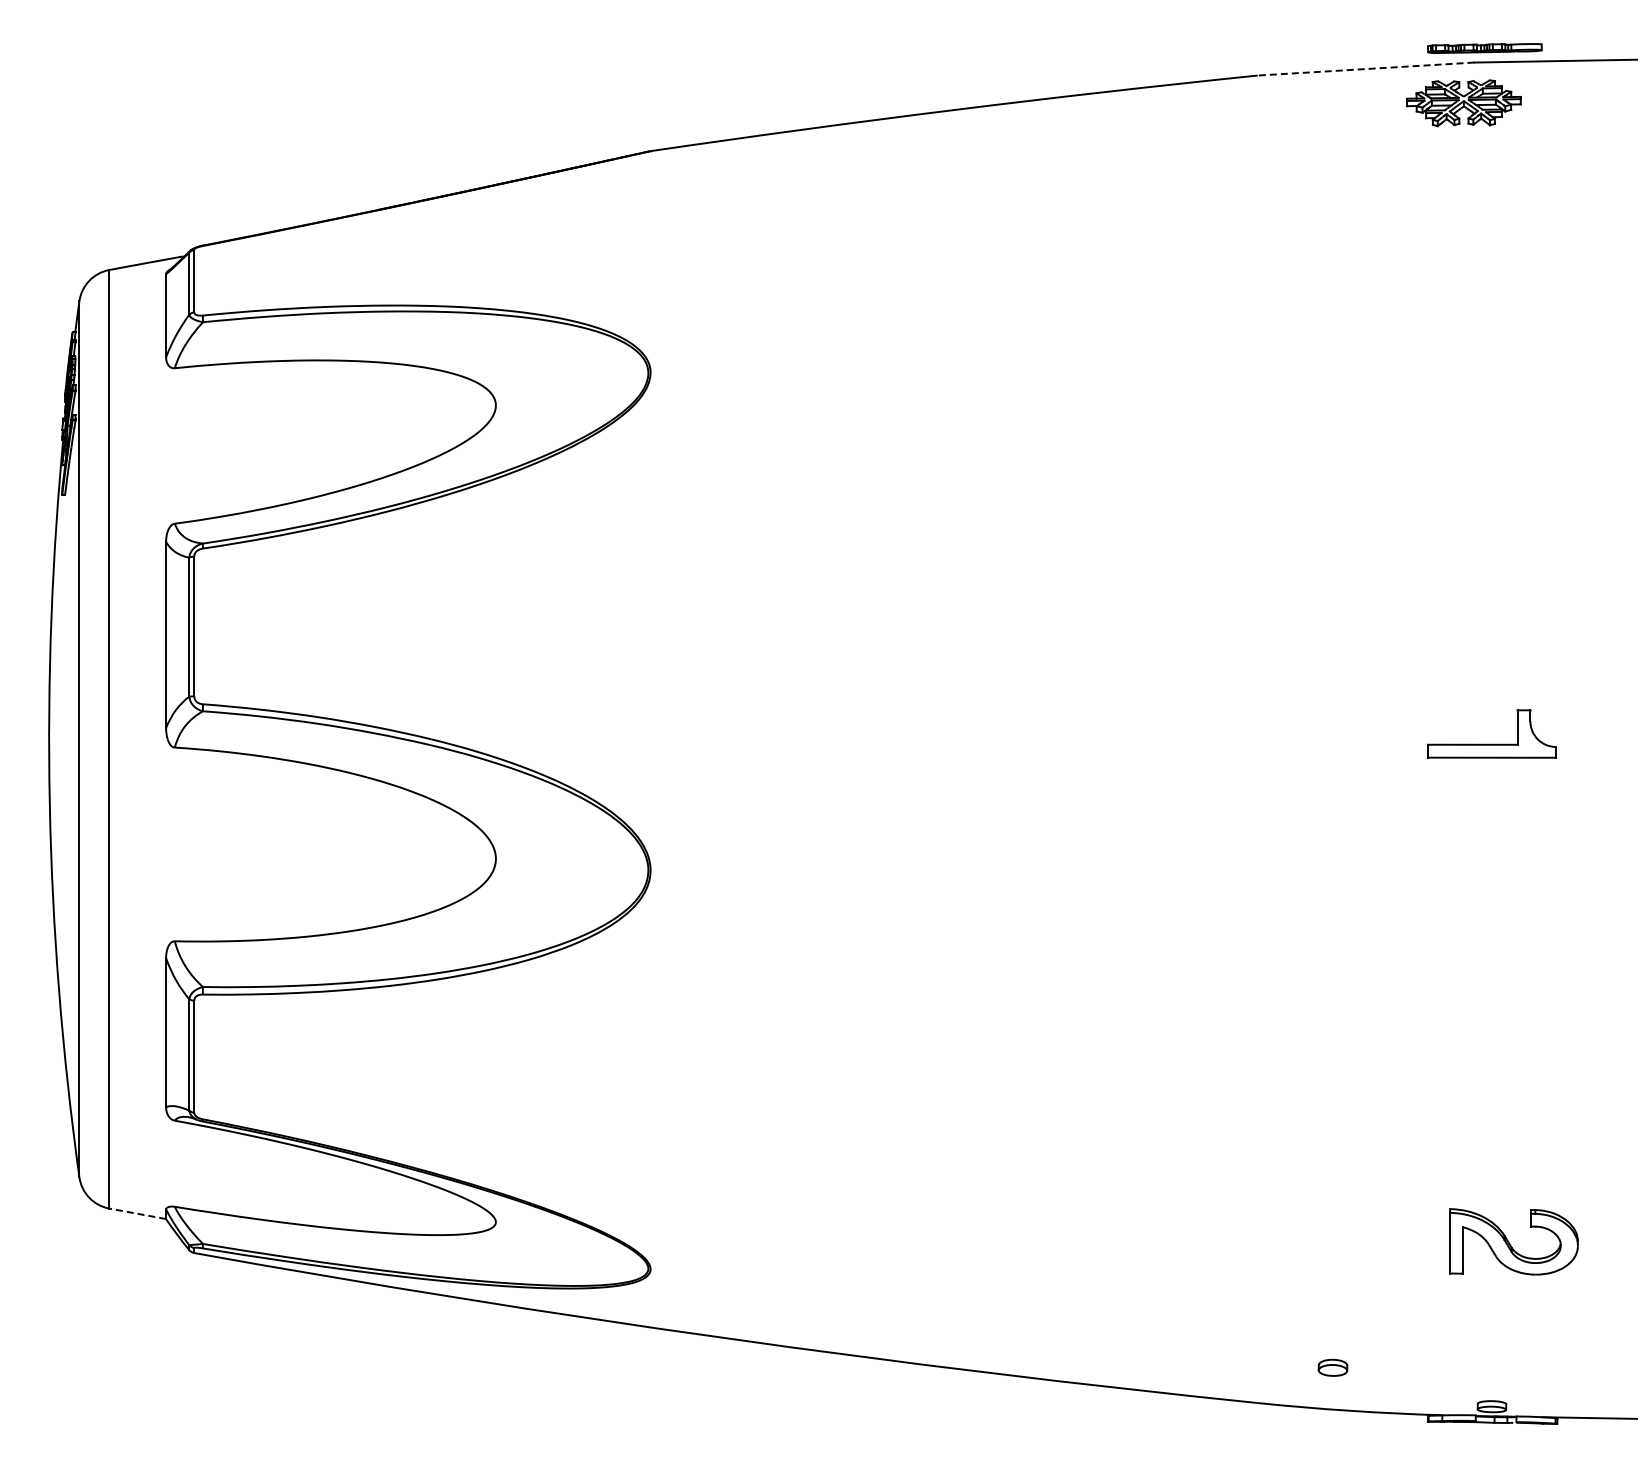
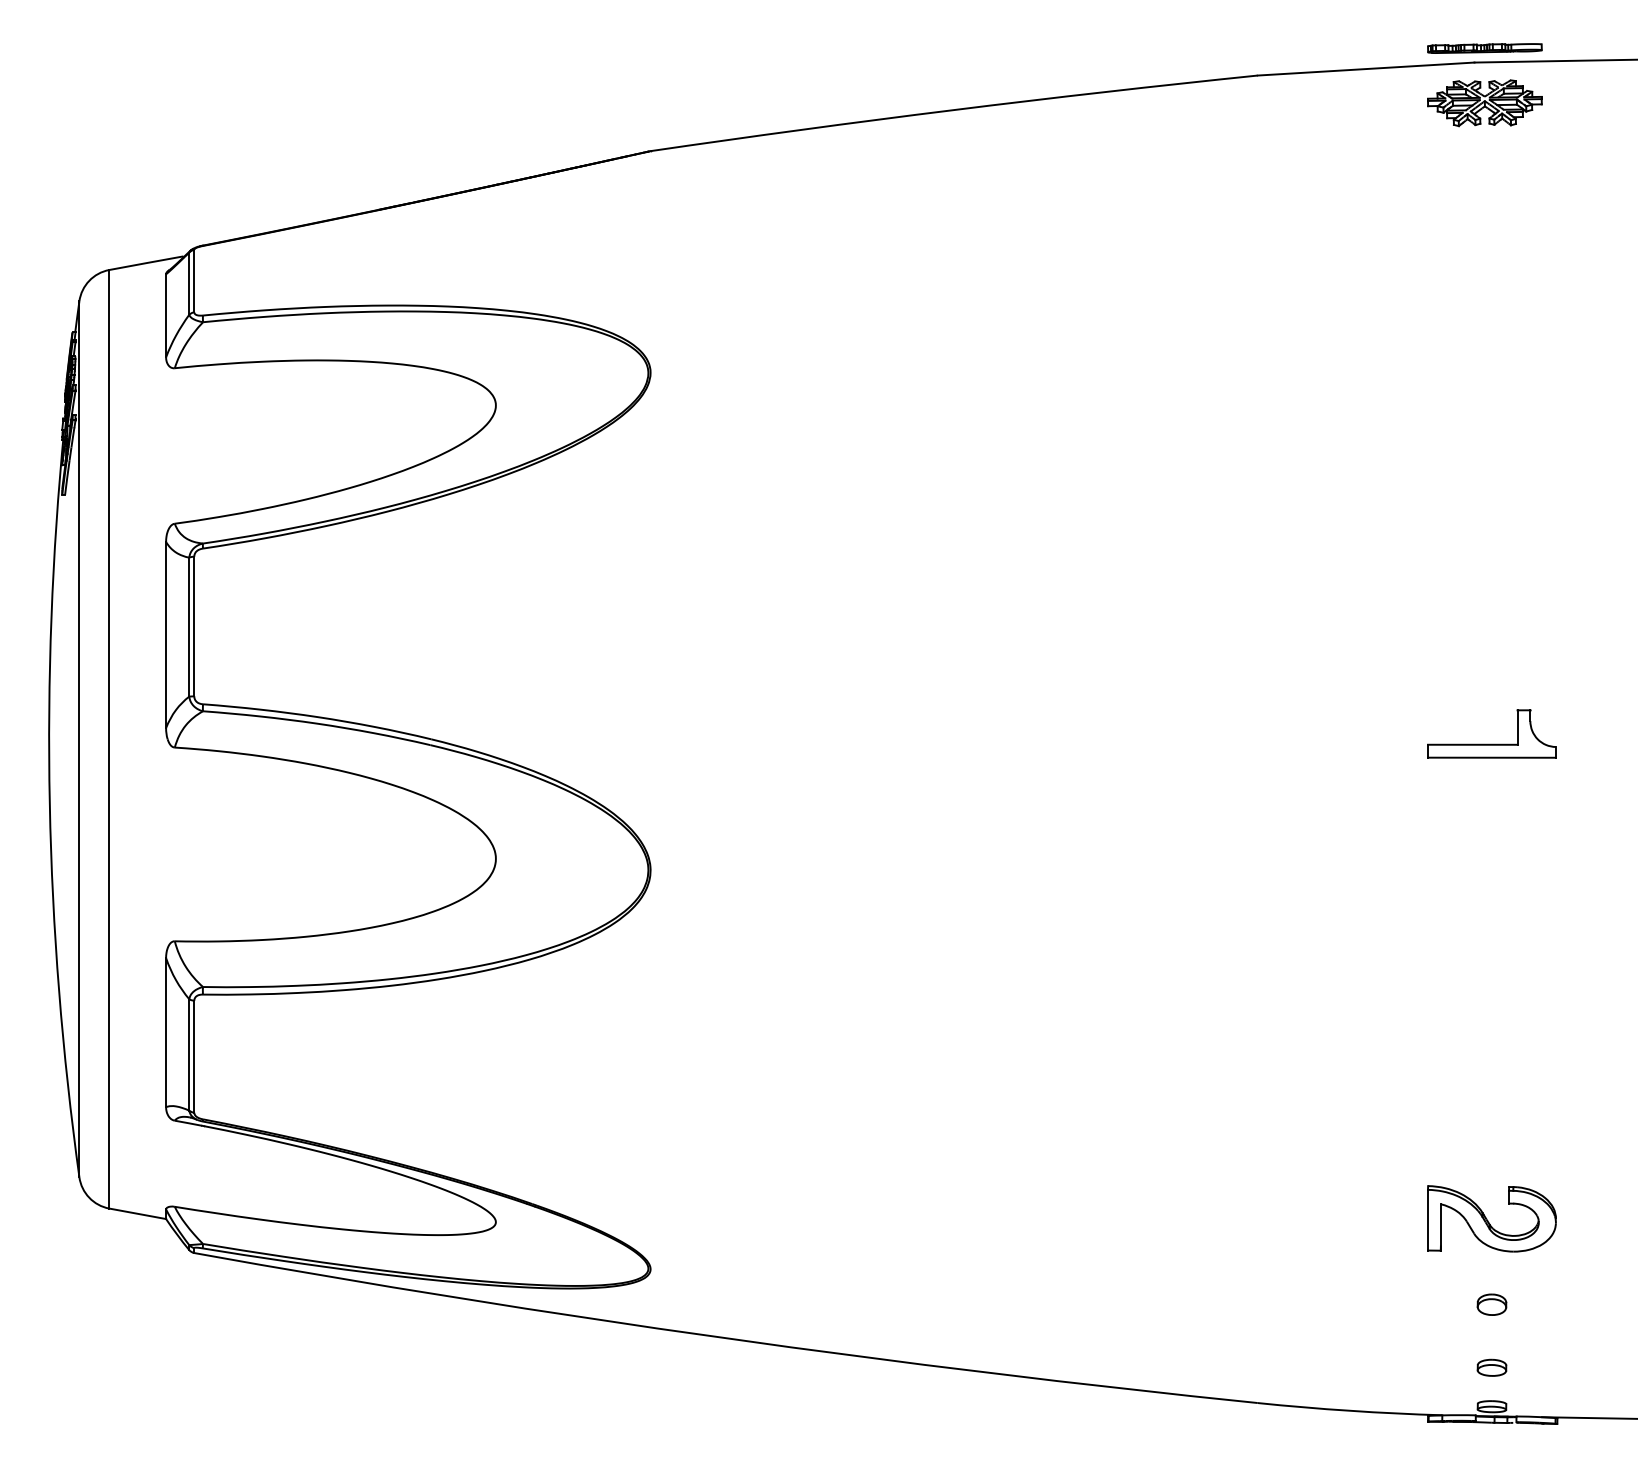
line: dashed -> solid (1366, 69)
part position: (1463, 103) -> (1484, 103) (1484, 103)
line: dashed -> solid (137, 1213)
part position: (1513, 1241) -> (1491, 1218) (1491, 1218)
part: none -> present (1491, 1304)
part position: (1332, 1367) -> (1491, 1367) (1491, 1367)
